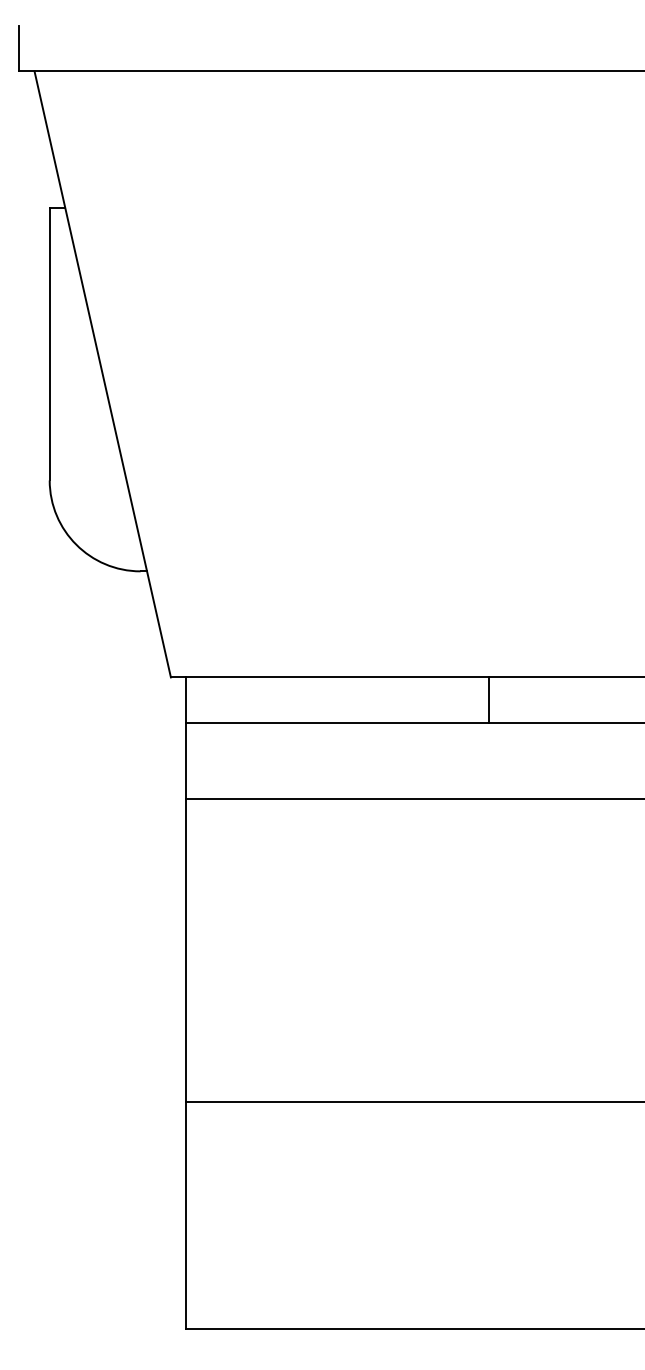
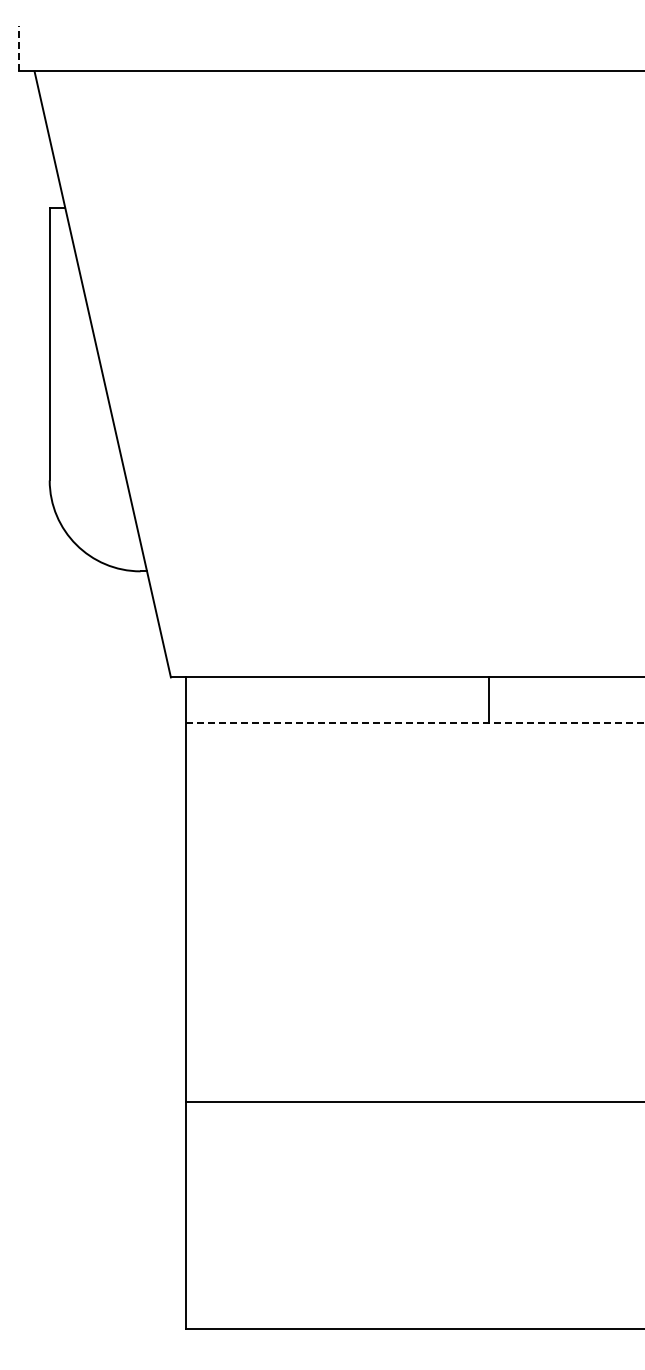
line: solid -> dashed (19, 48)
line: solid -> dashed (415, 722)
line: present -> none (413, 798)
